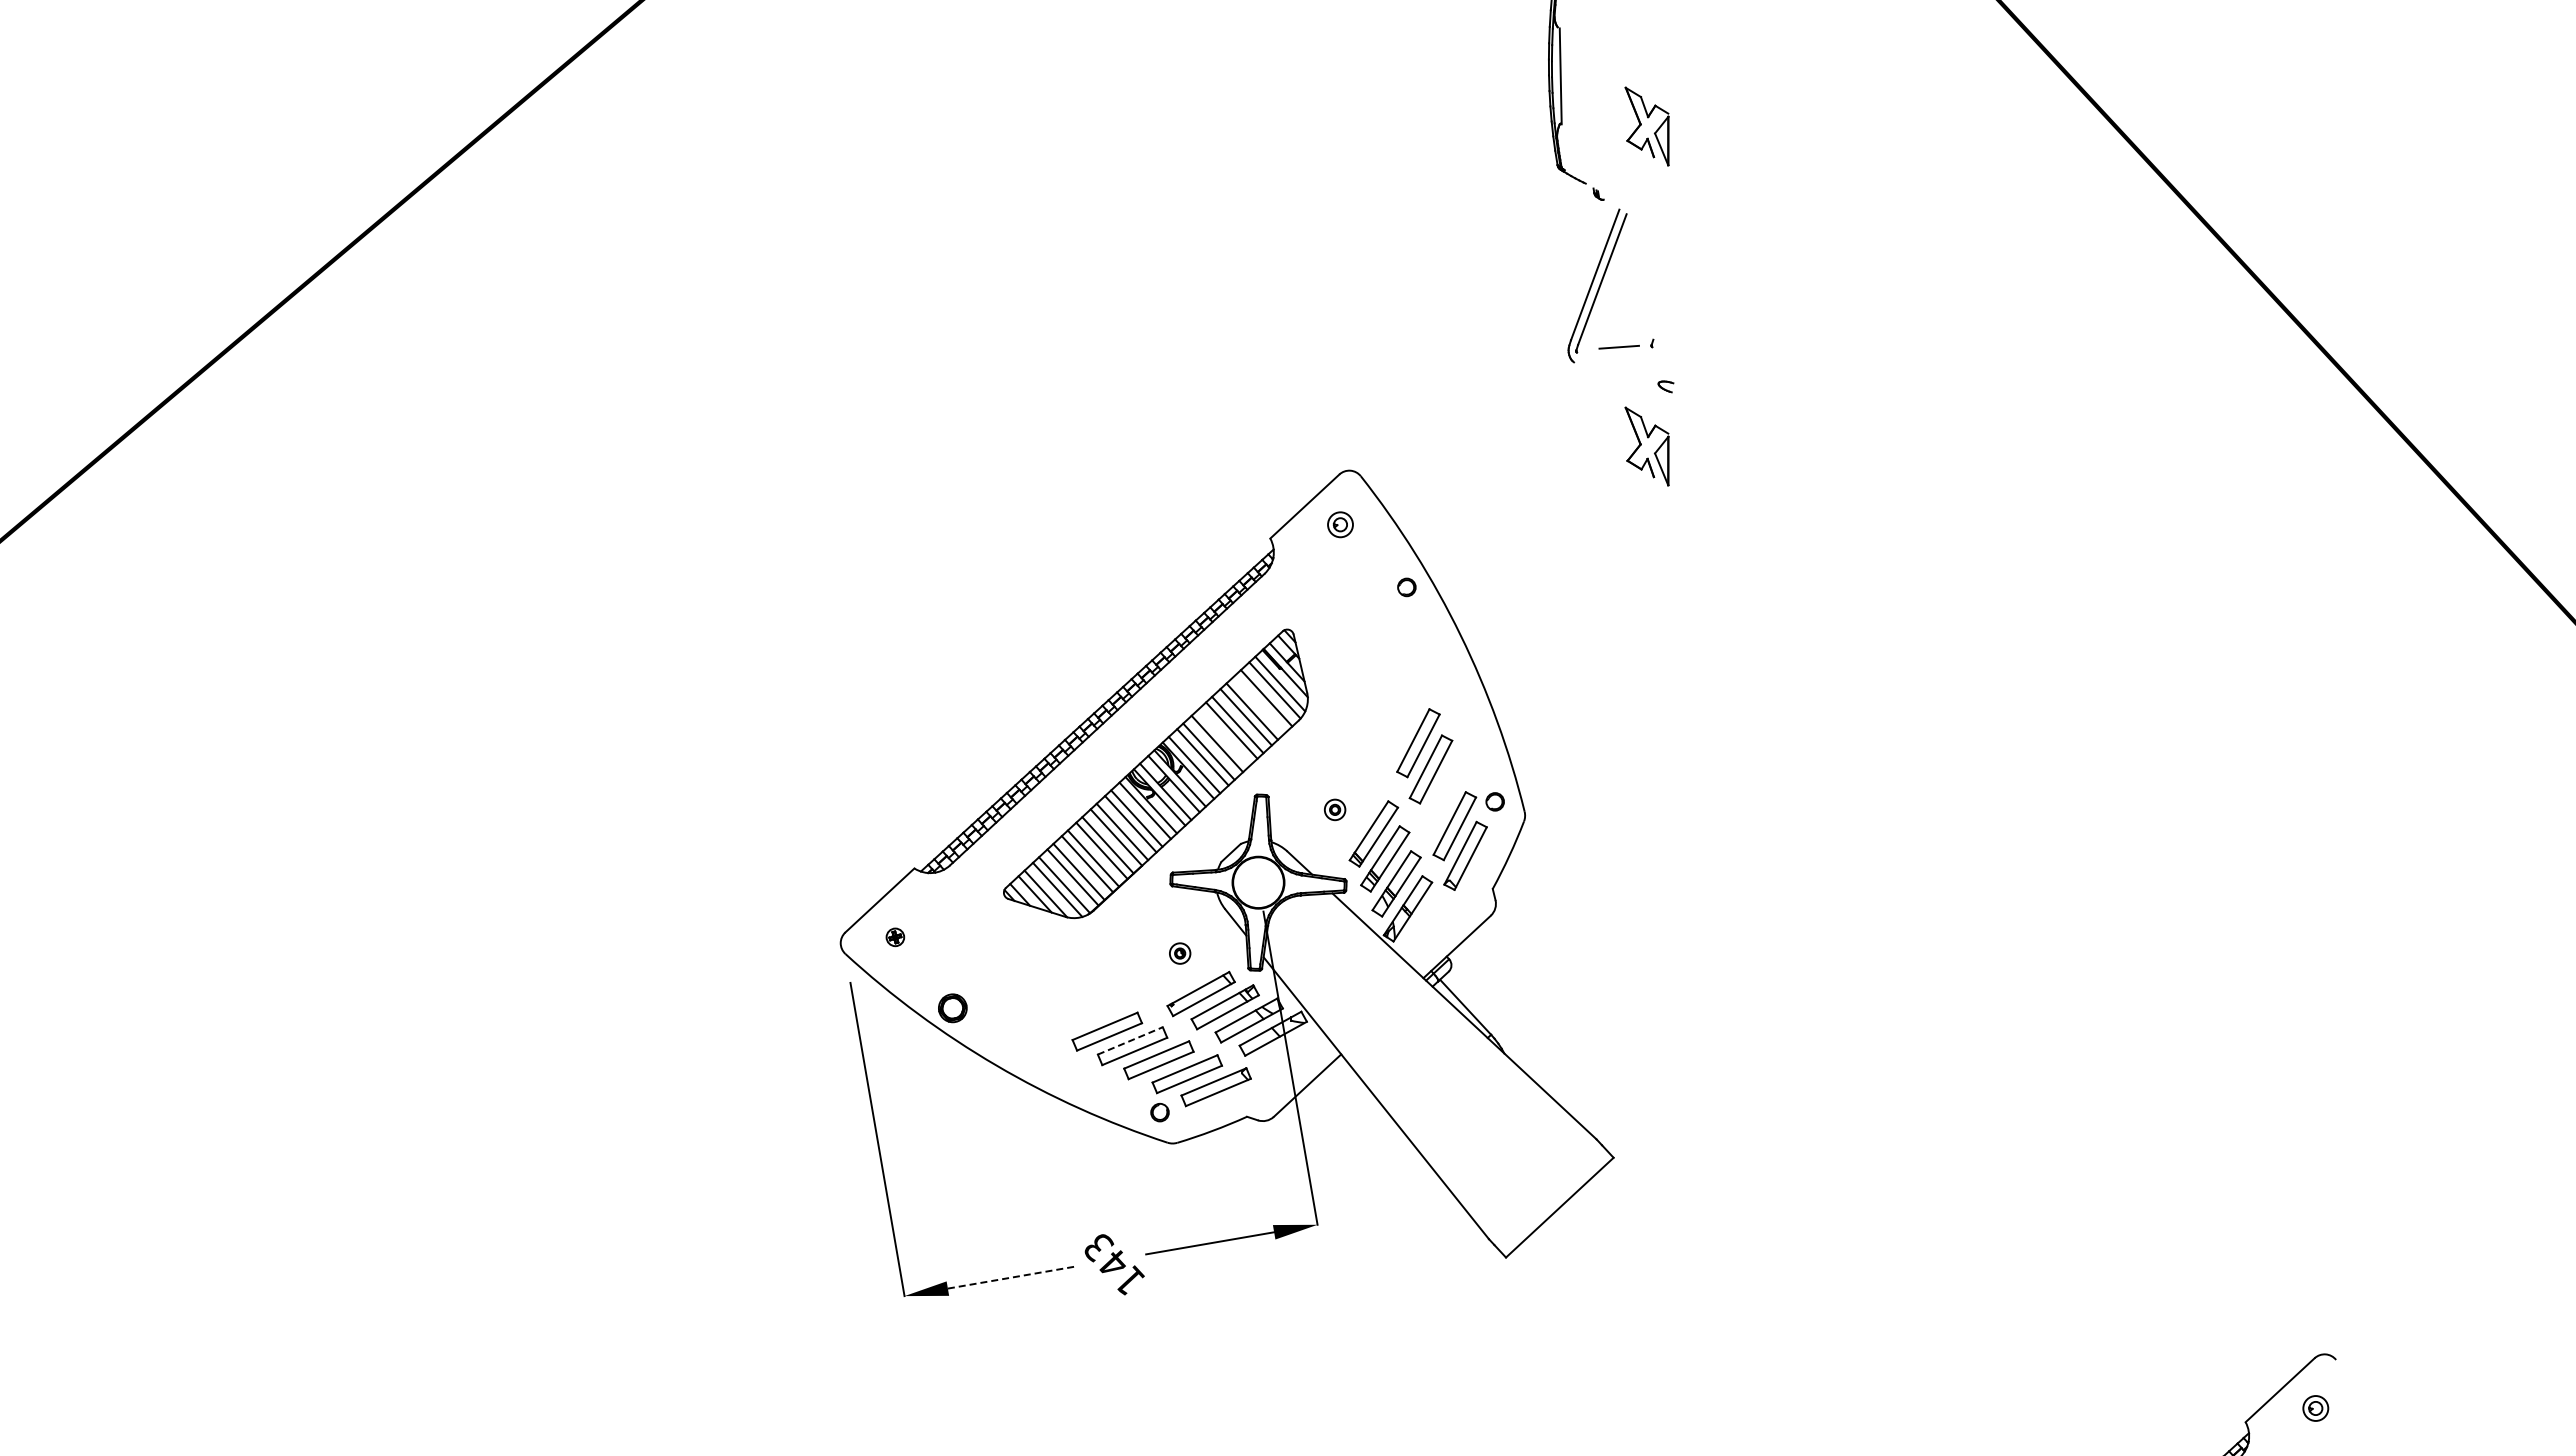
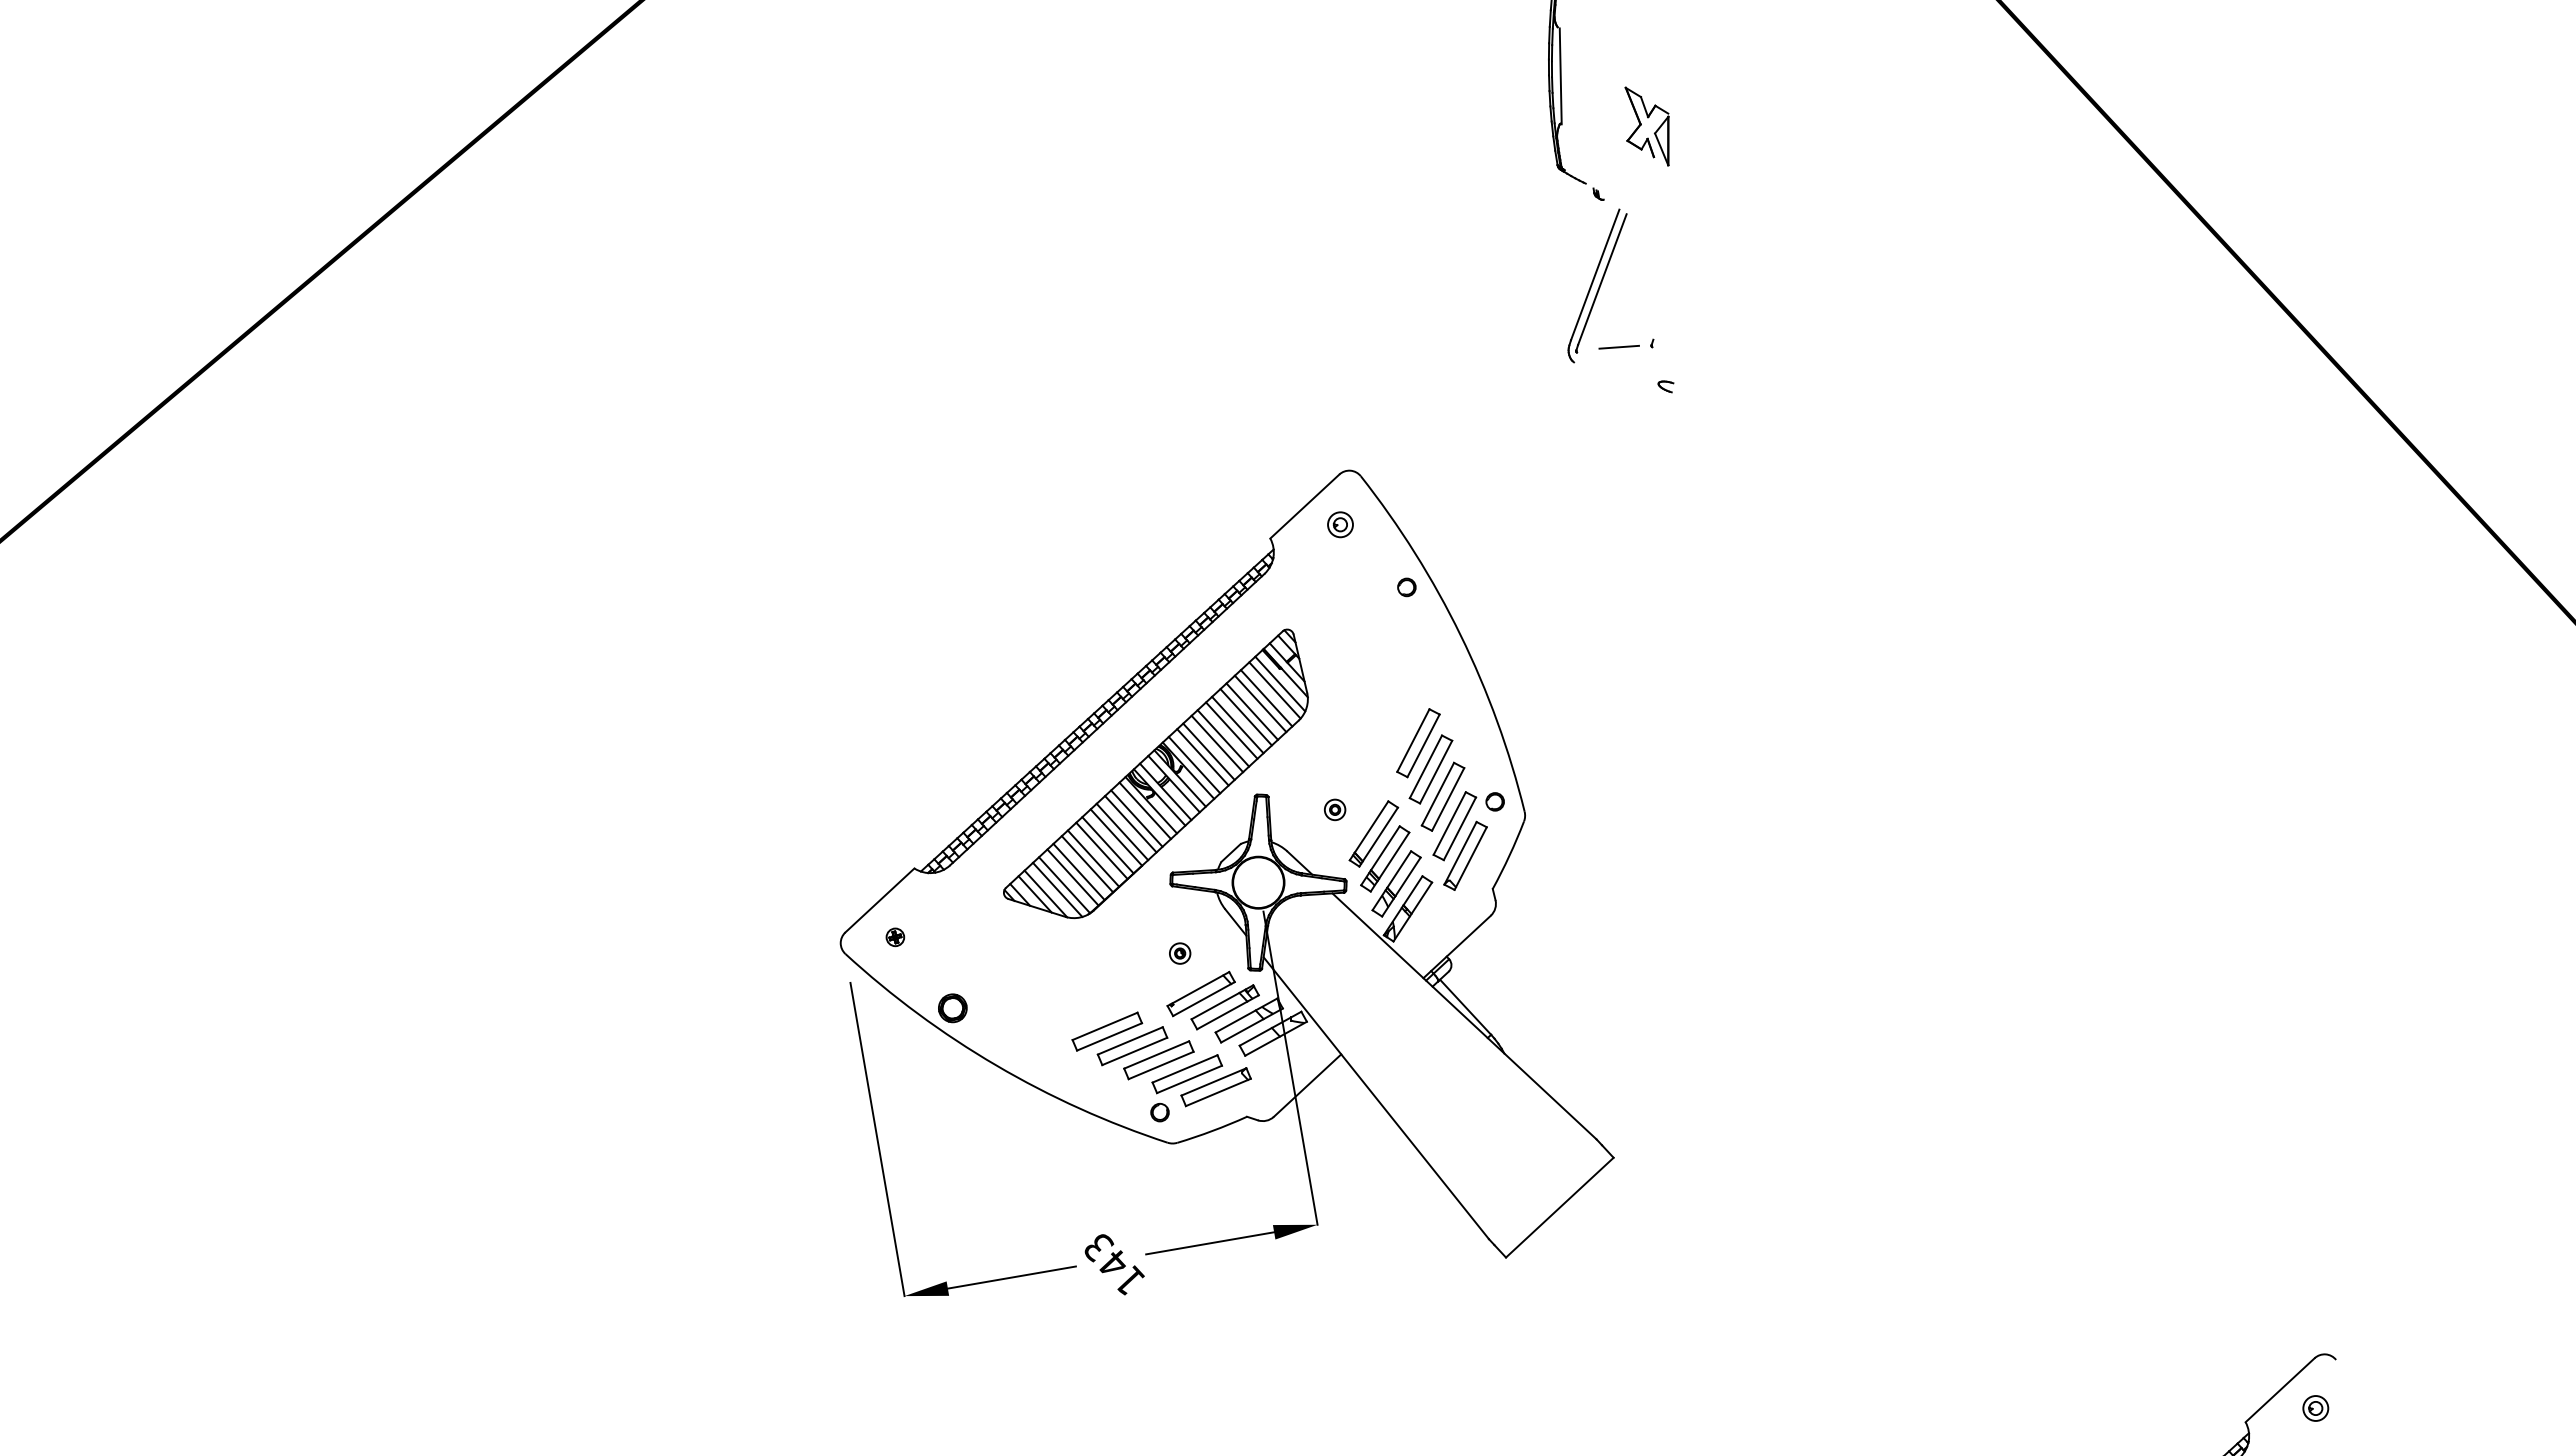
part: present -> none (1646, 446)
line: none -> present (1260, 703)
line: none -> present (1223, 738)
part: none -> present (1442, 796)
line: dashed -> solid (1130, 1040)
line: dashed -> solid (1011, 1277)
